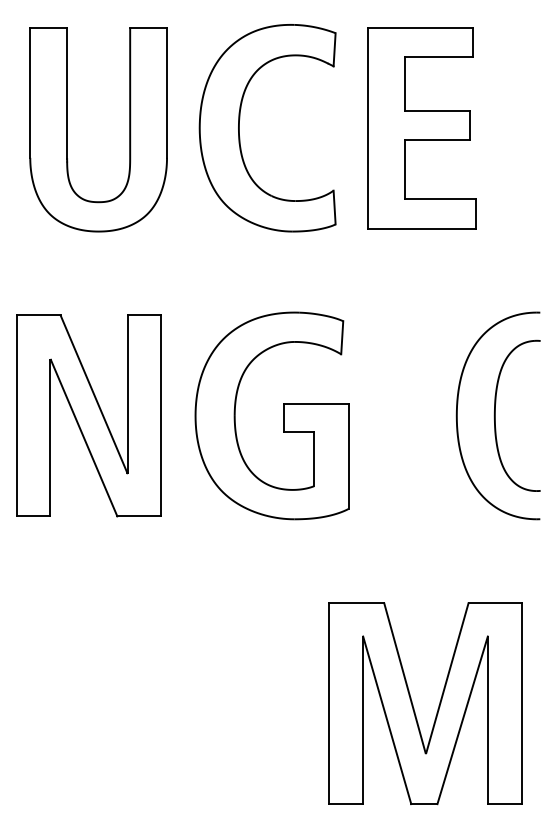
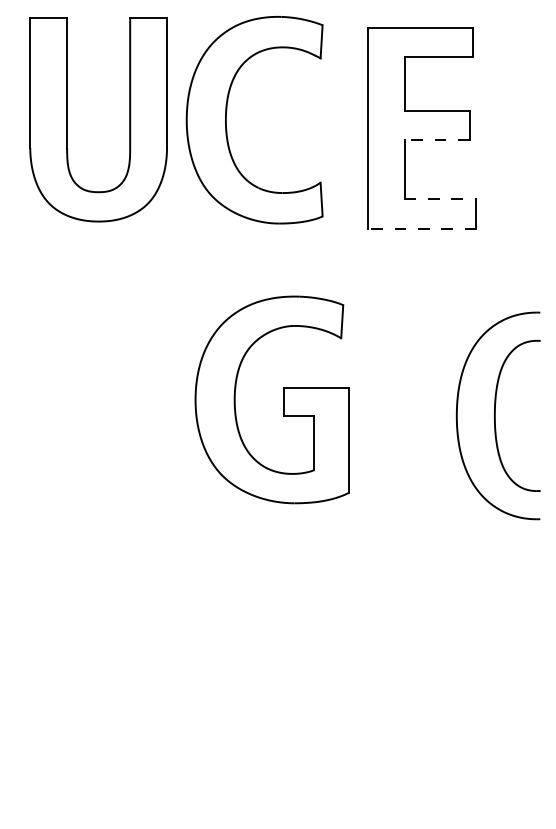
part position: (239, 128) -> (226, 120) (226, 120)
part position: (67, 129) -> (67, 119) (67, 119)
line: solid -> dashed (437, 140)
line: solid -> dashed (440, 199)
line: solid -> dashed (421, 228)
part: present -> none (88, 415)
part position: (283, 415) -> (283, 399) (283, 399)
part: present -> none (413, 704)
